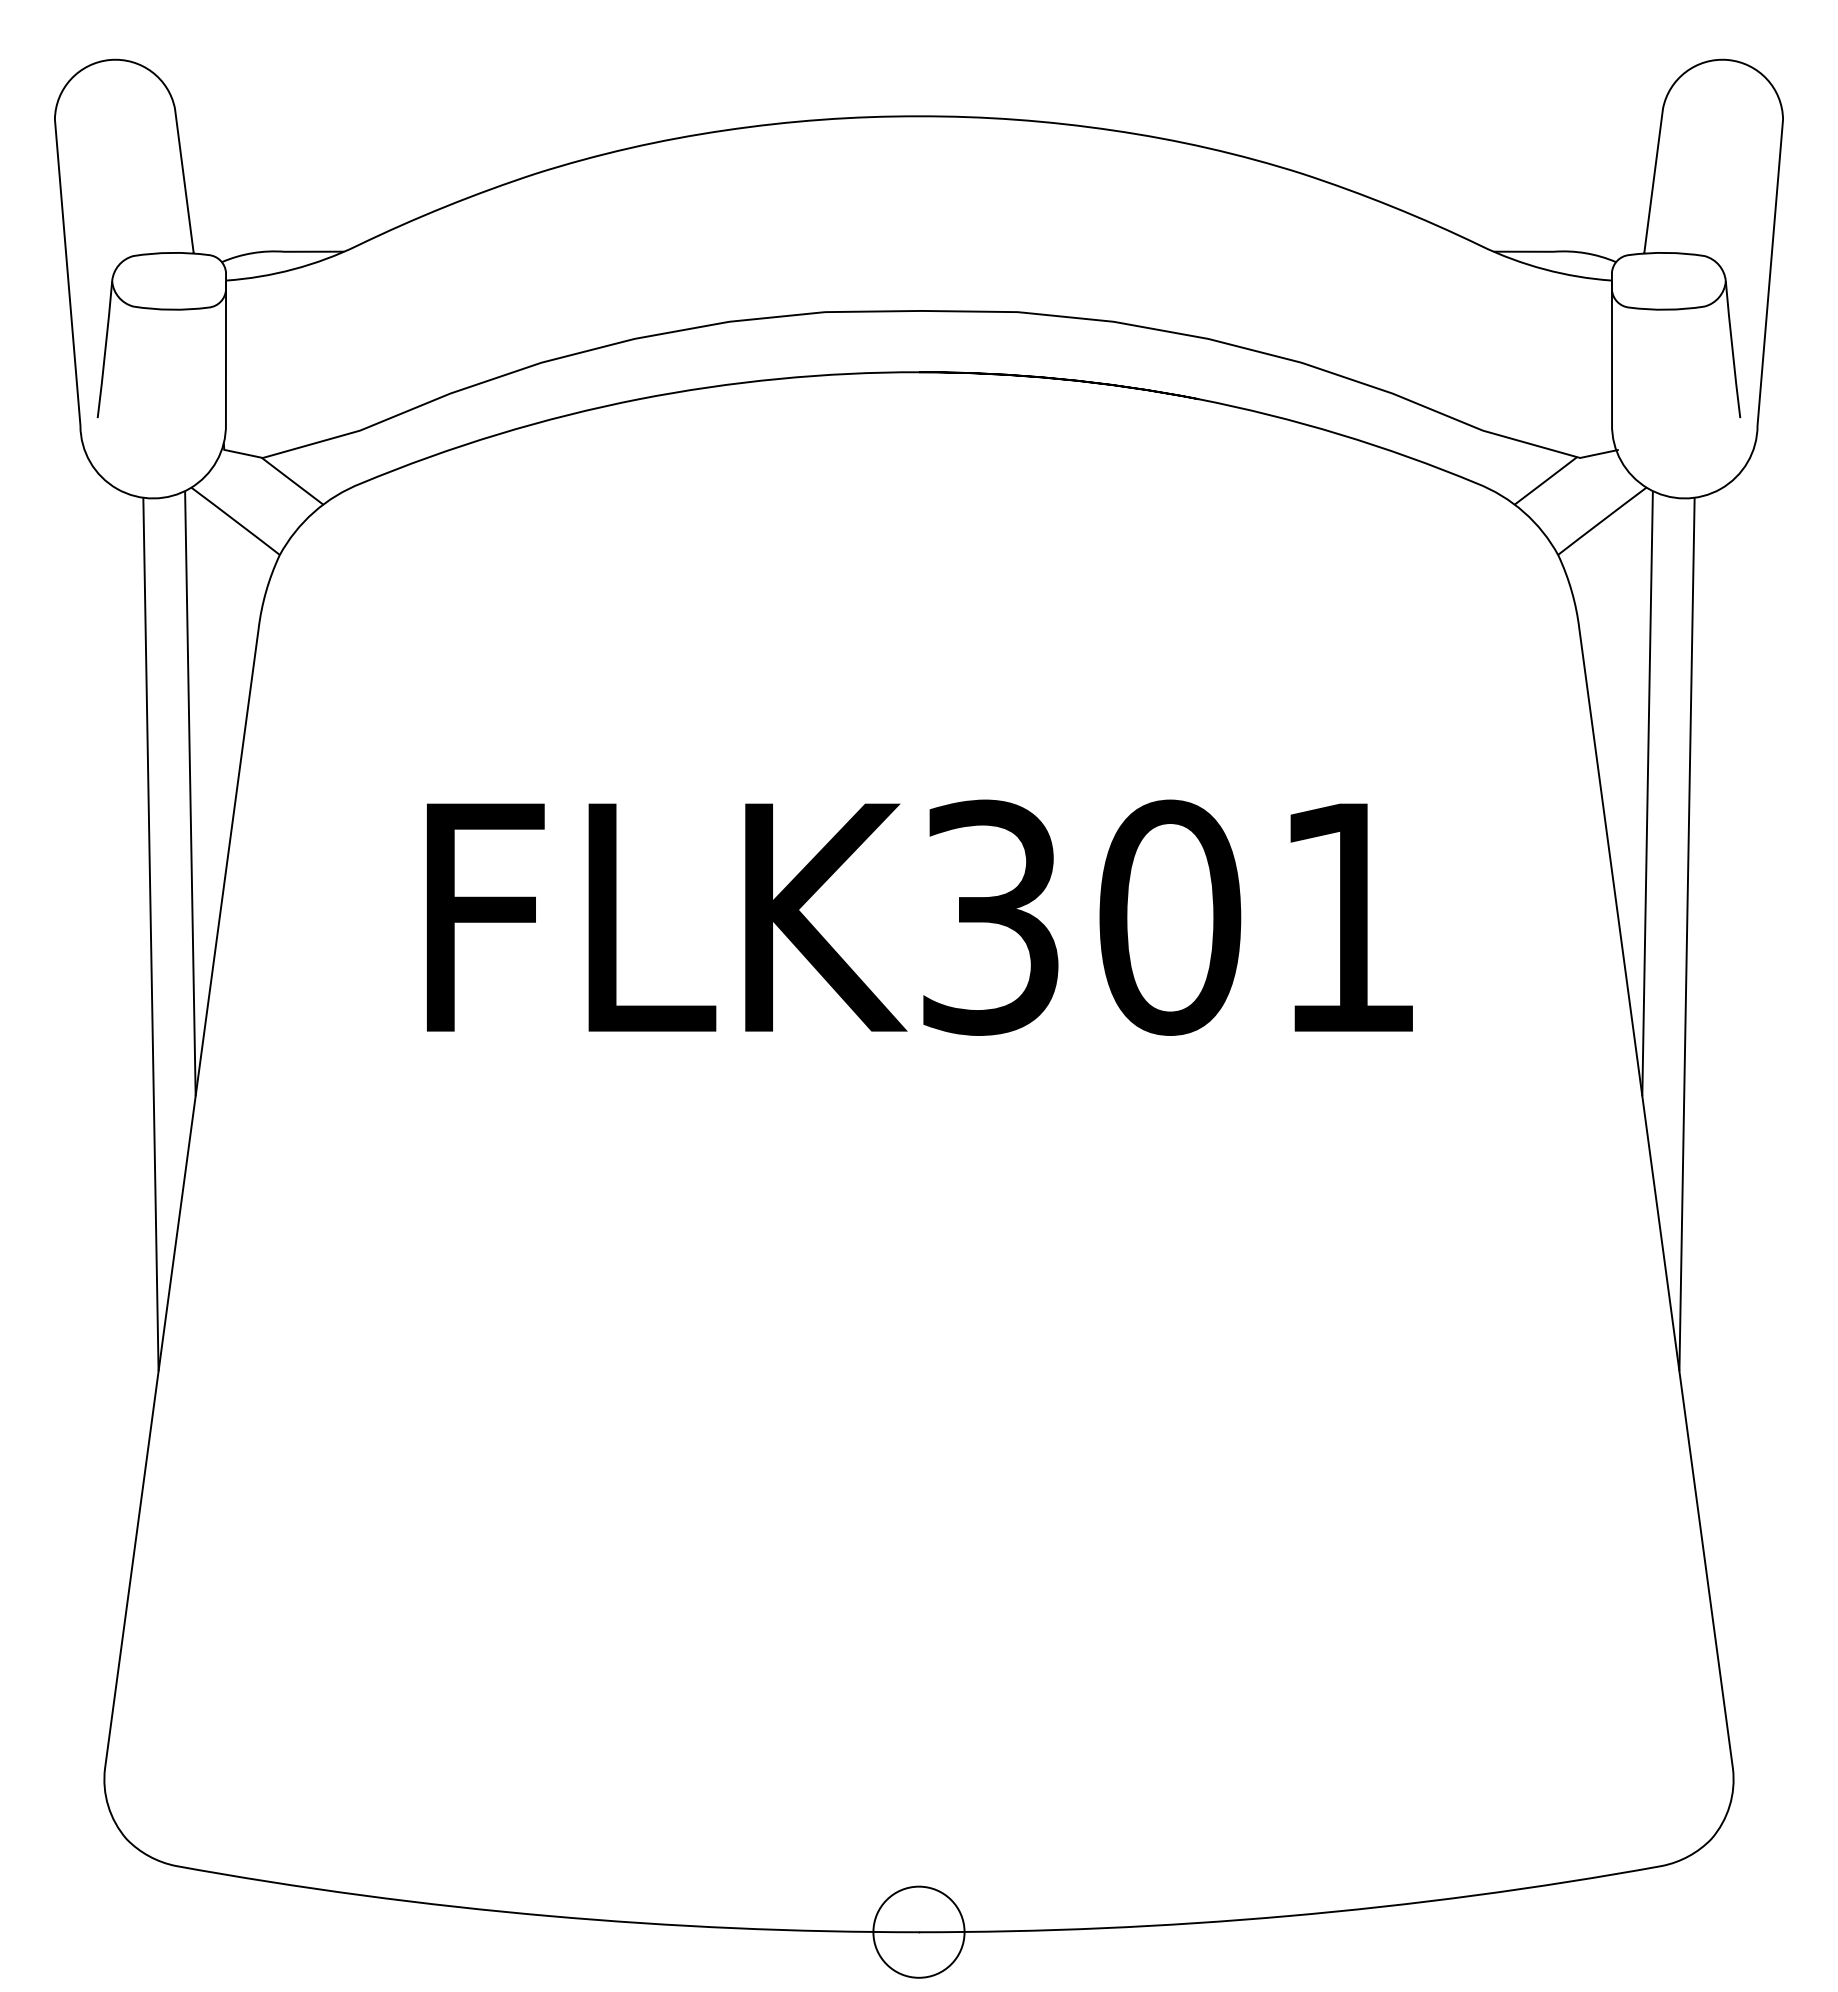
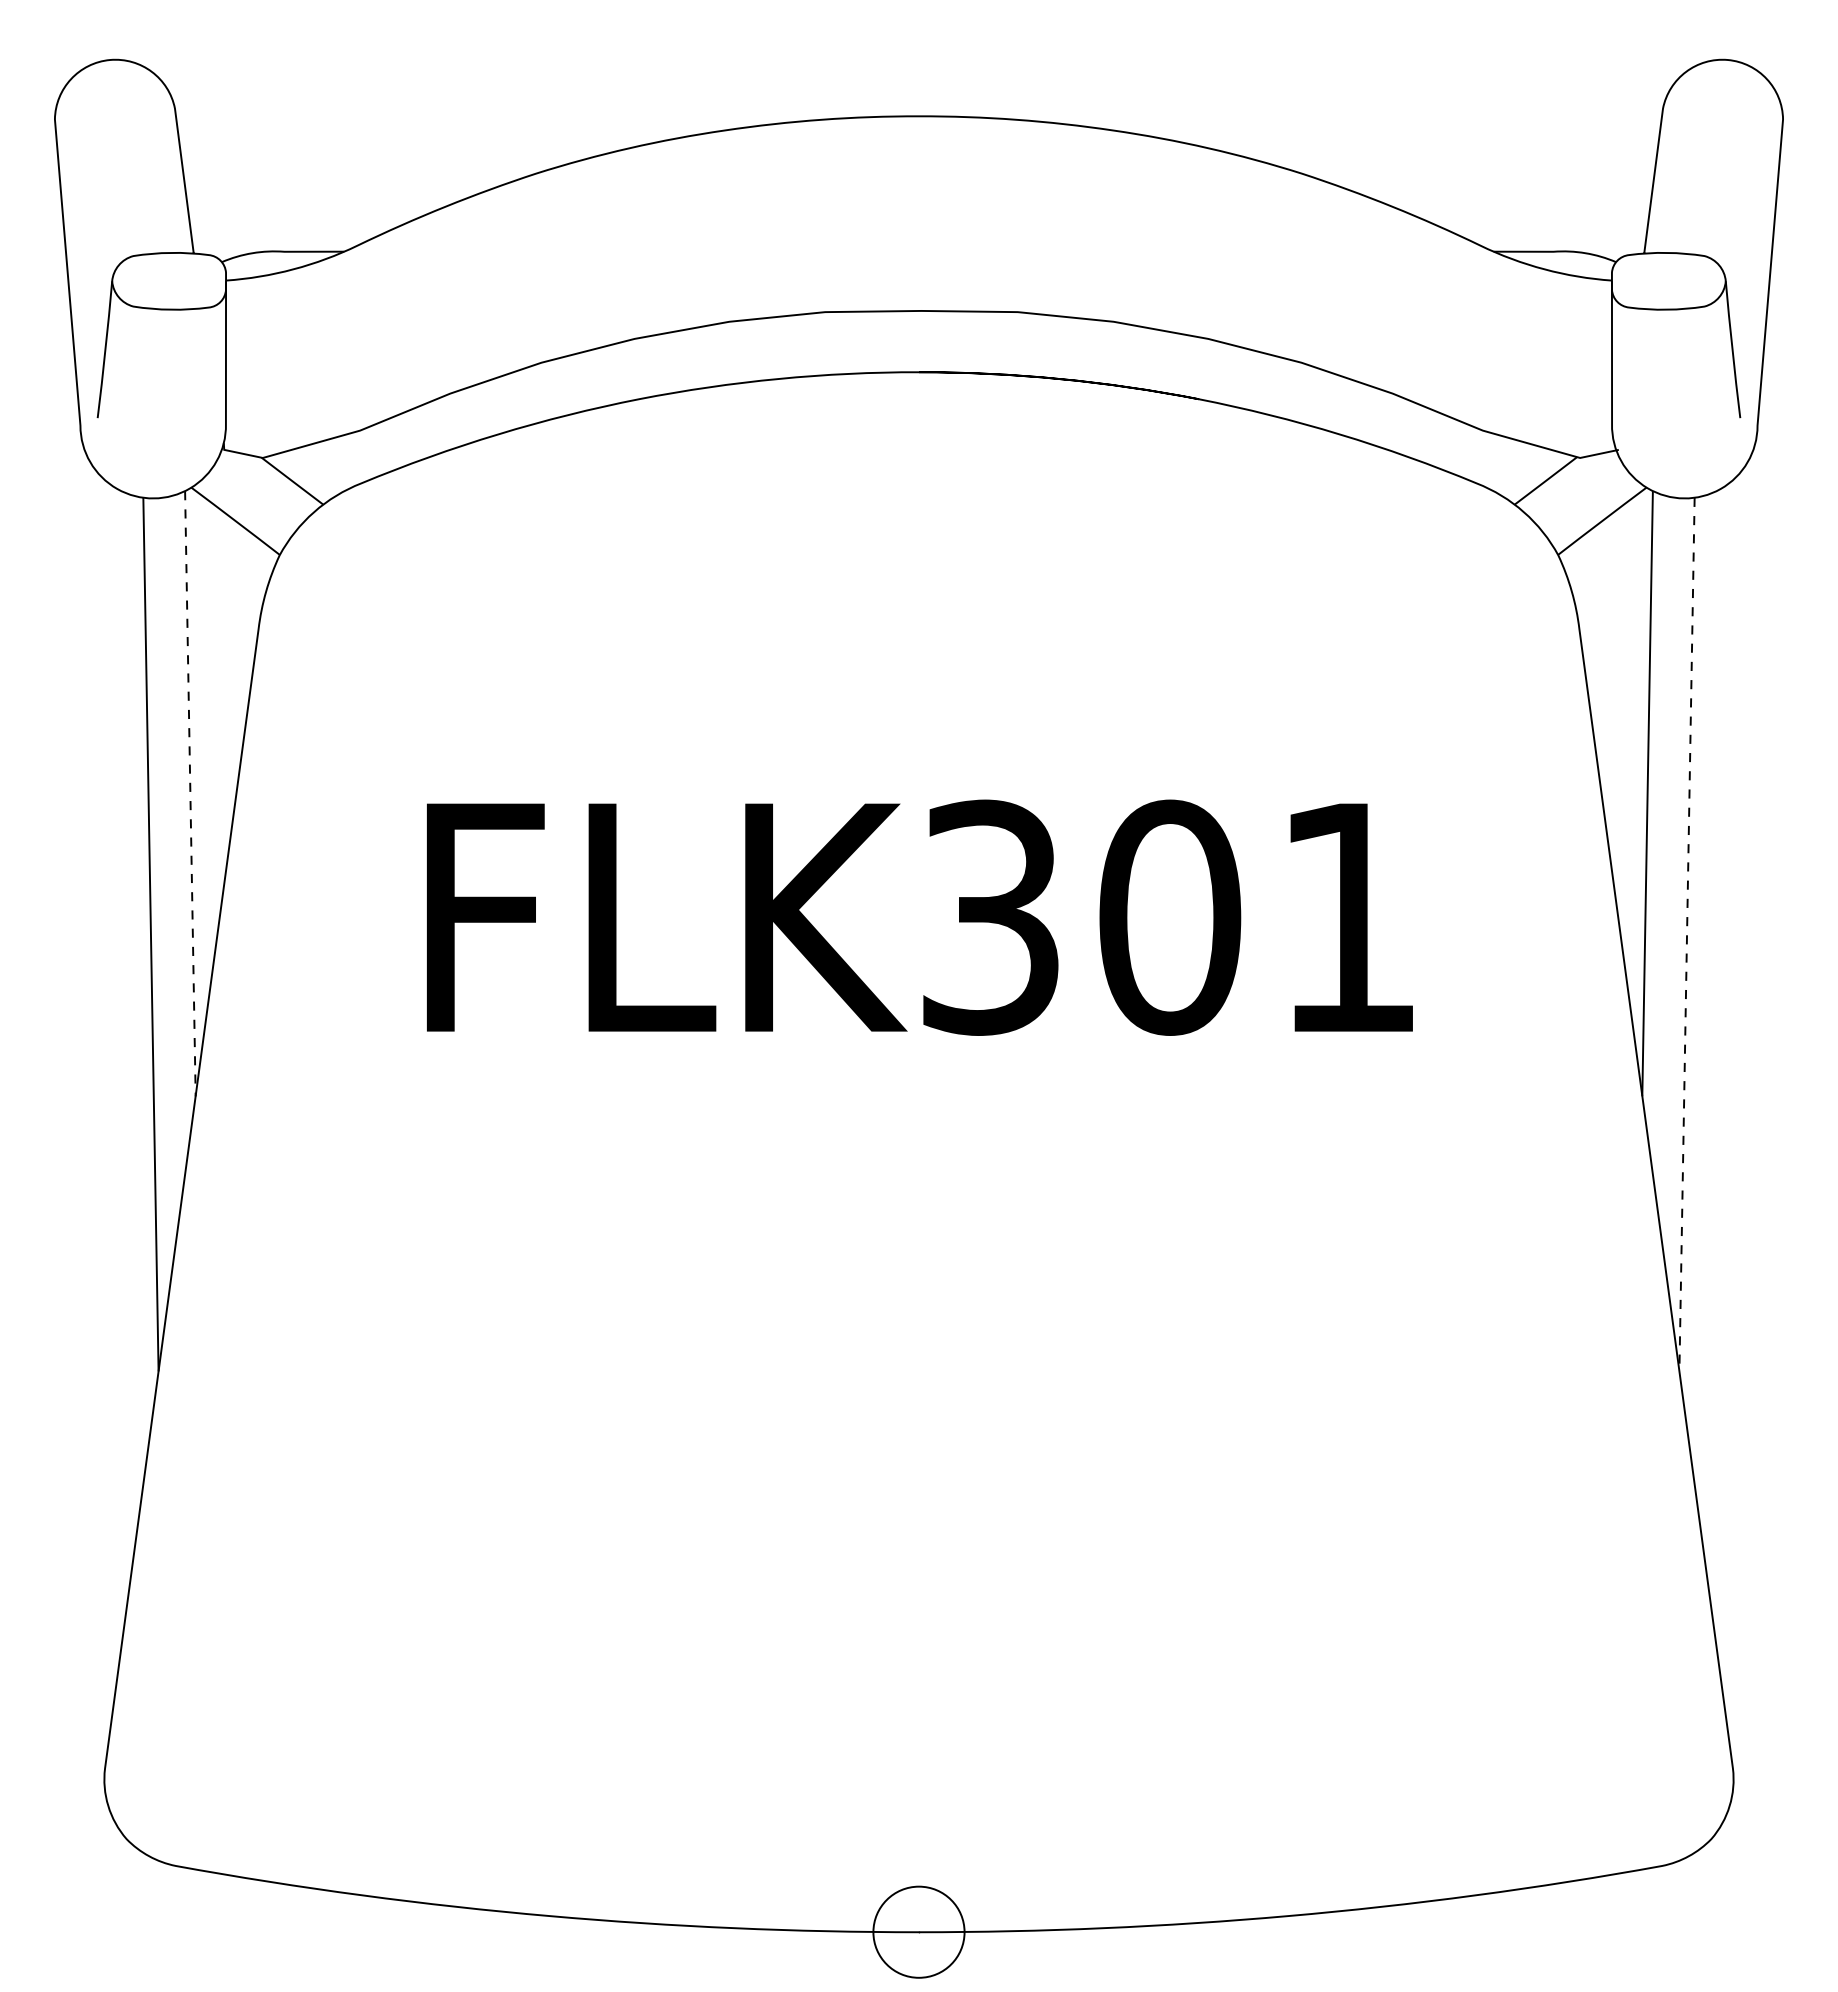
line: solid -> dashed (190, 793)
line: solid -> dashed (1687, 934)
